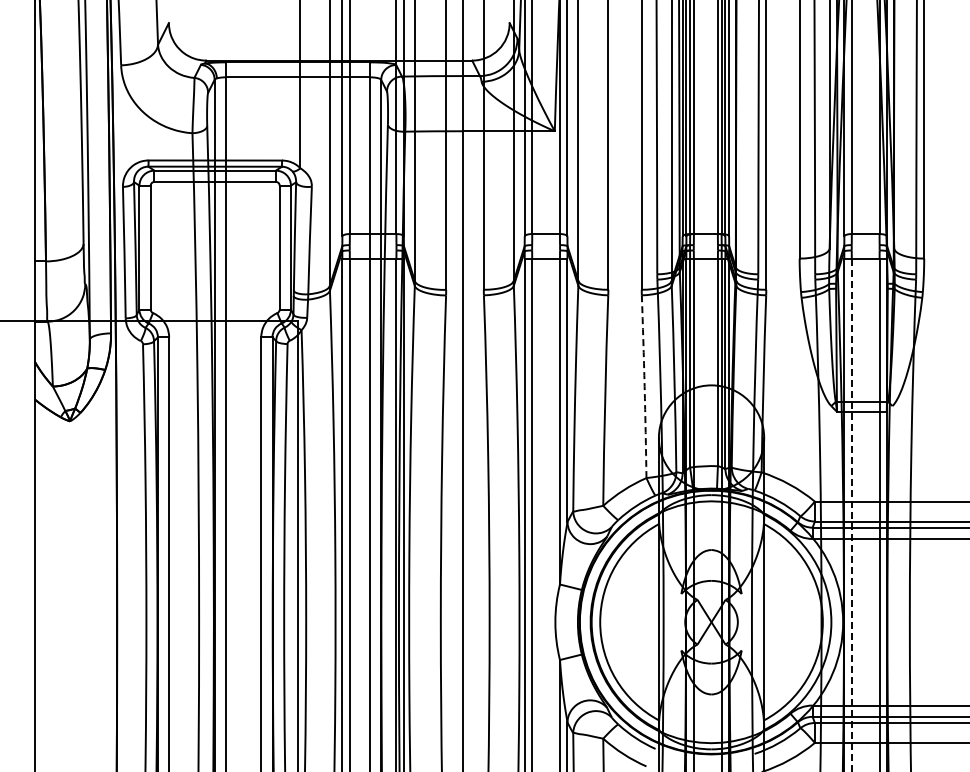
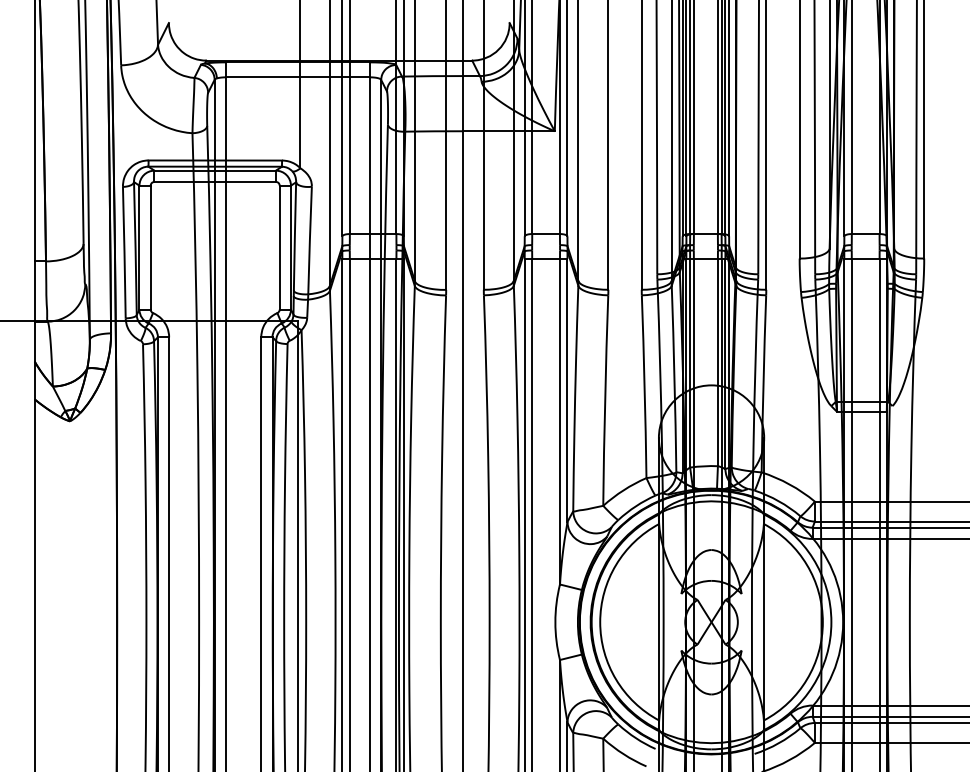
arc: dashed -> solid (644, 386)
line: dashed -> solid (851, 515)
